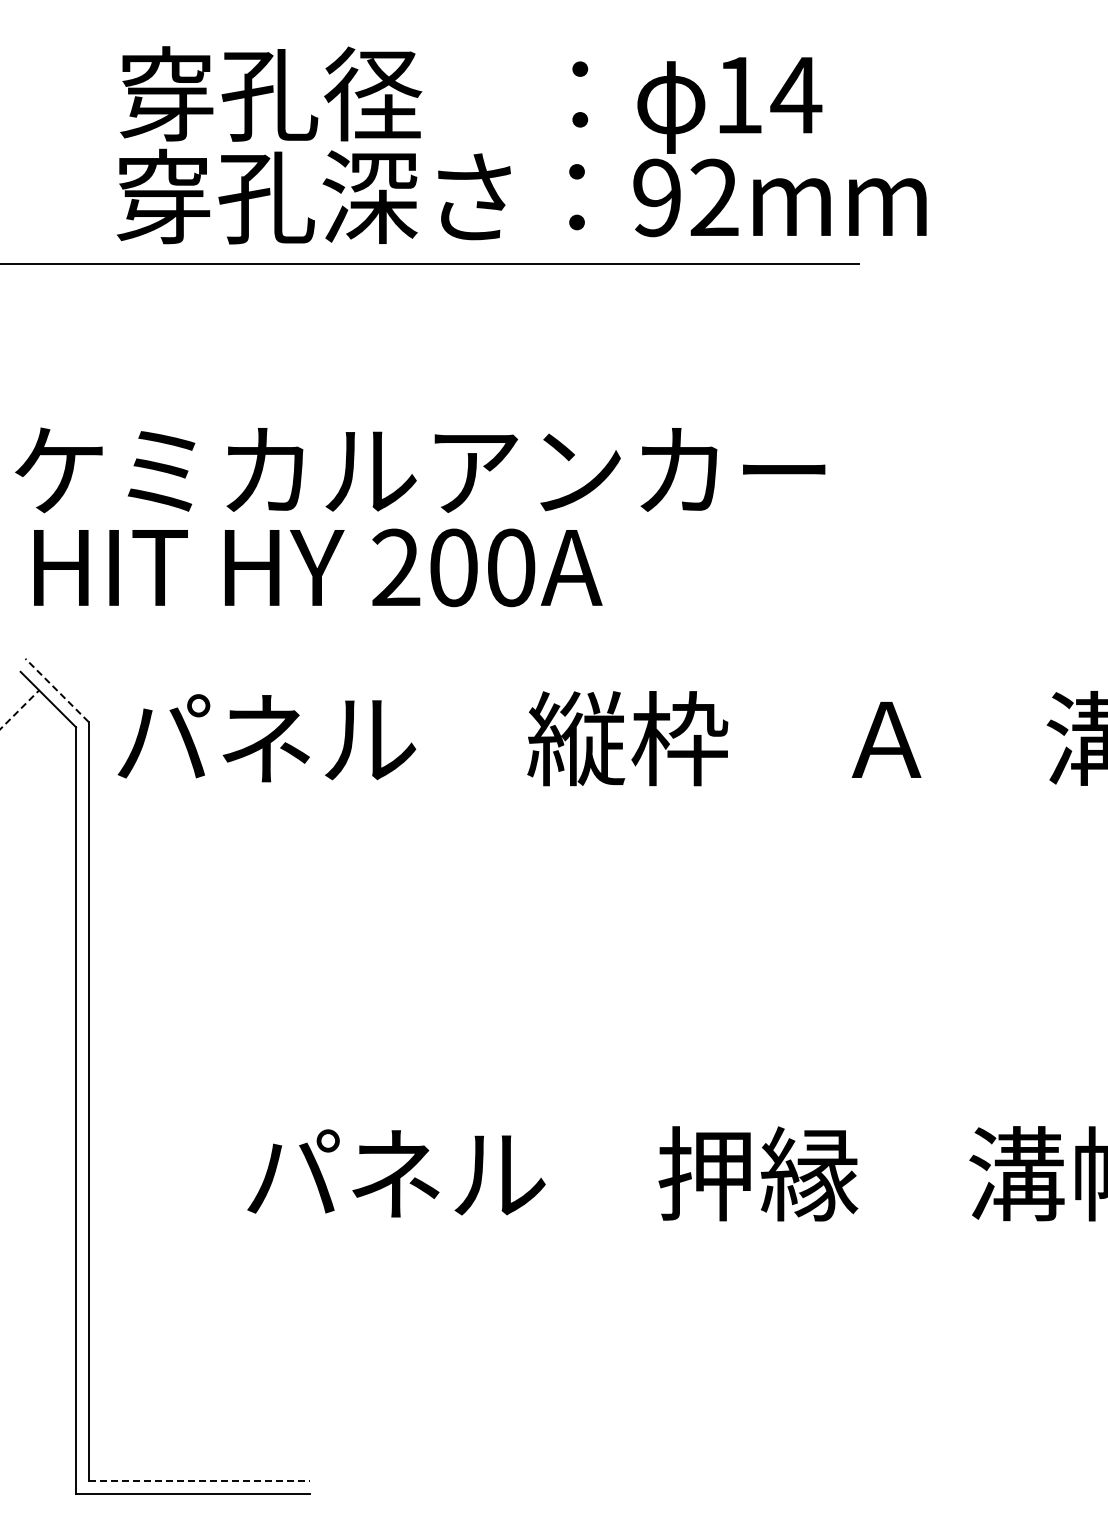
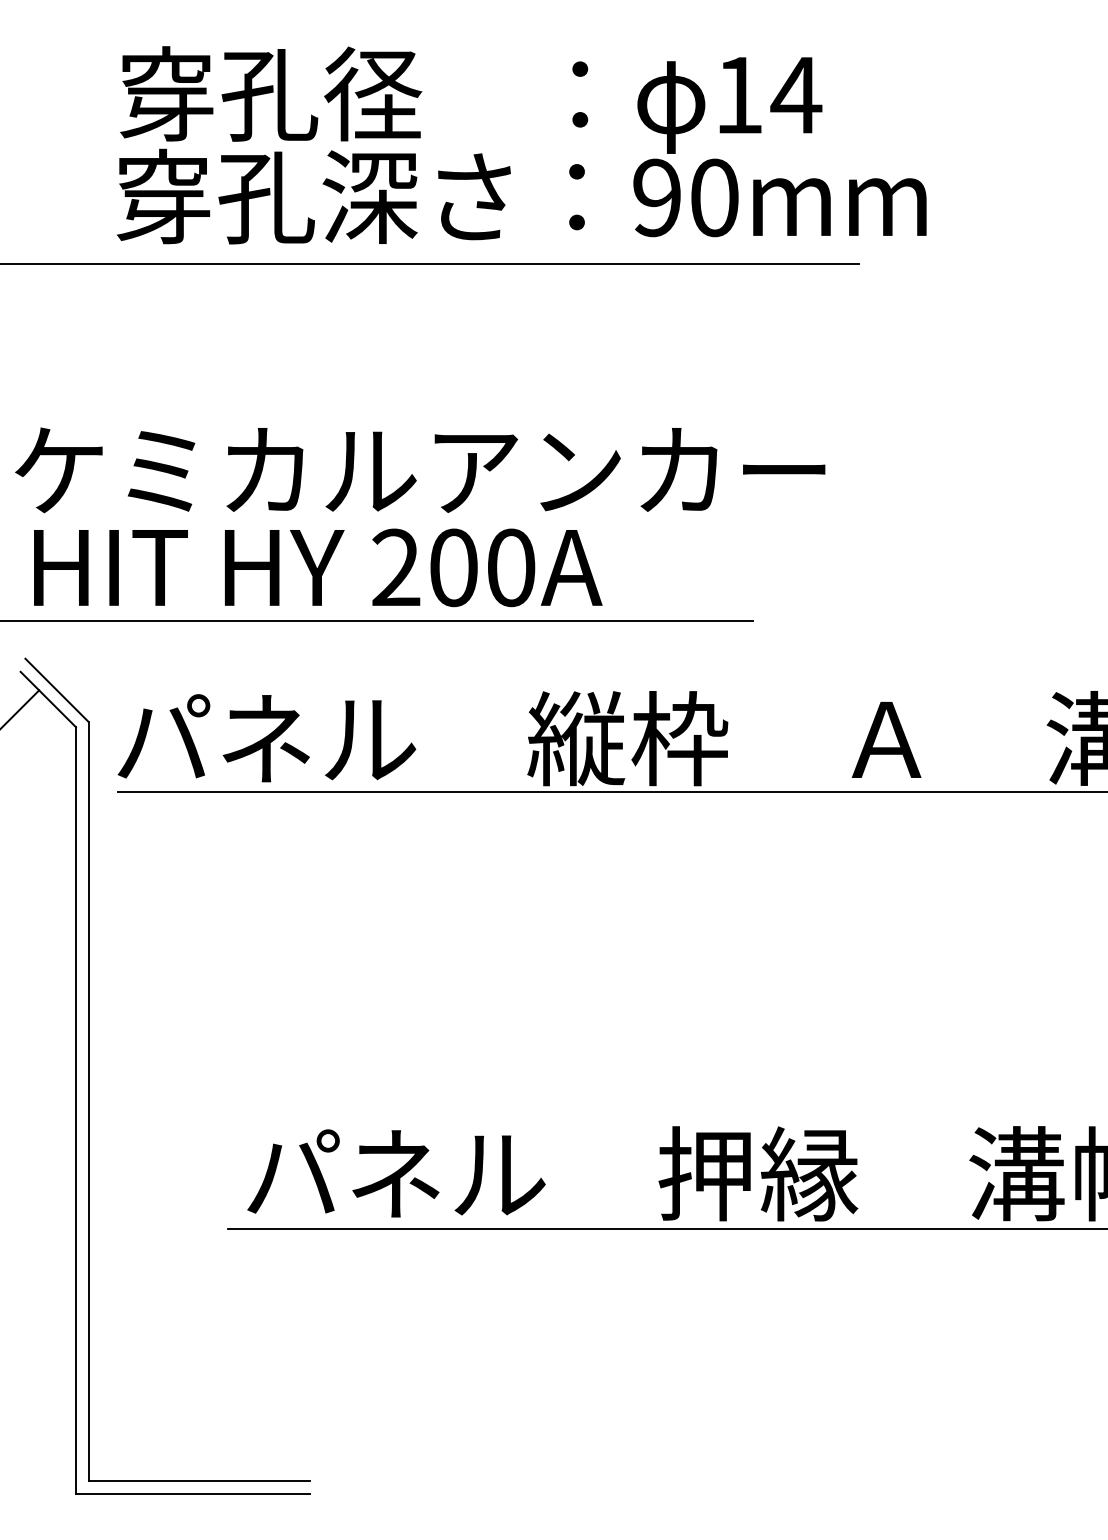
text: 92mm -> 90mm (714, 197)
line: none -> present (377, 620)
line: dashed -> solid (57, 690)
line: dashed -> solid (20, 709)
line: none -> present (611, 792)
line: none -> present (665, 1229)
line: dashed -> solid (199, 1480)
